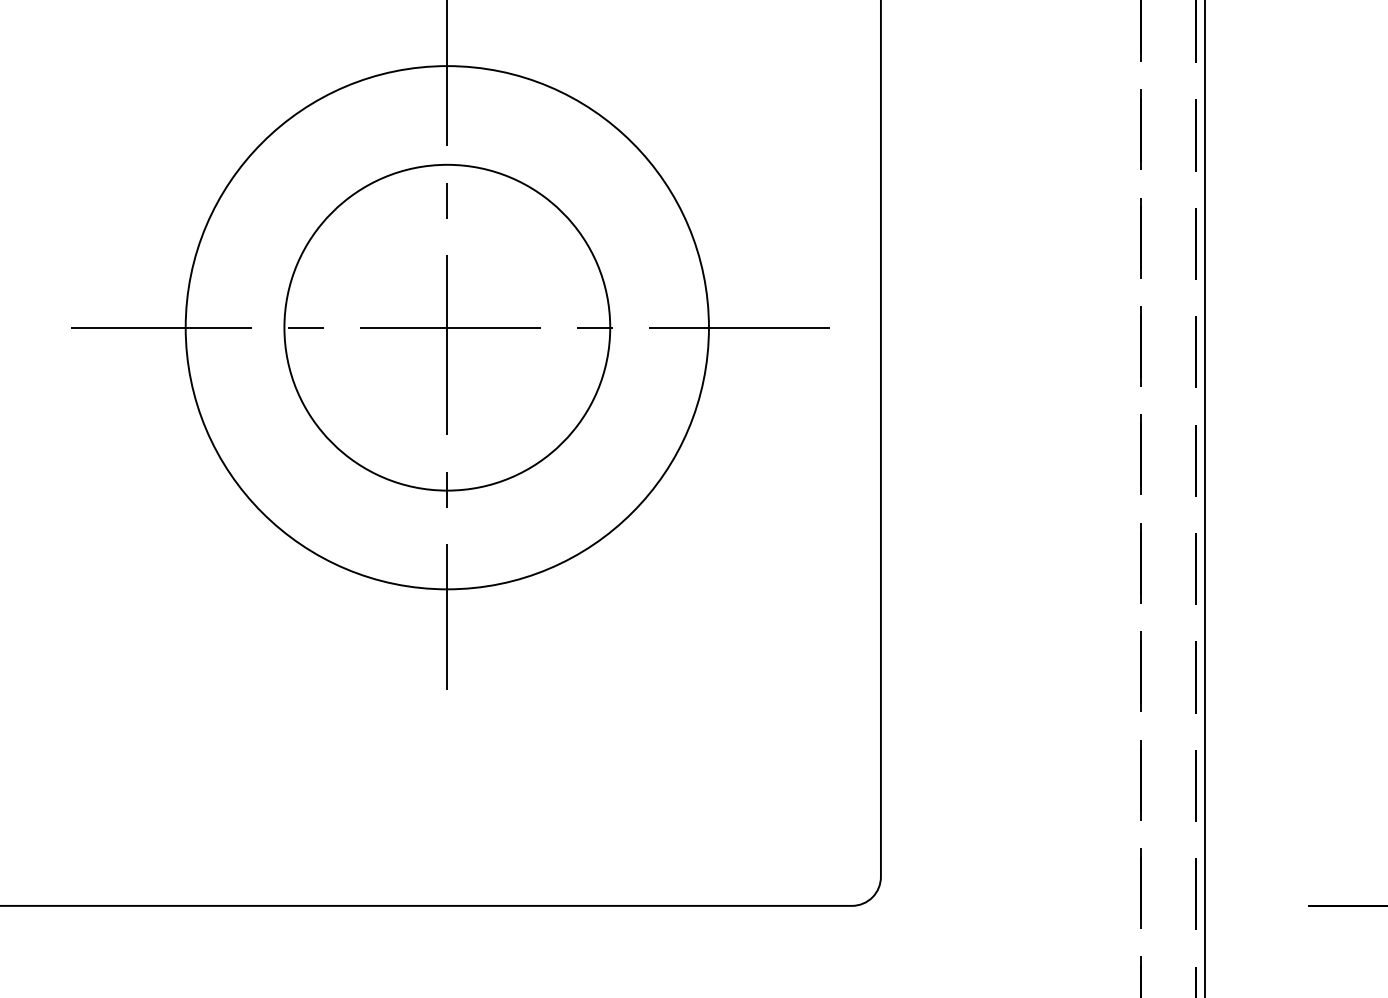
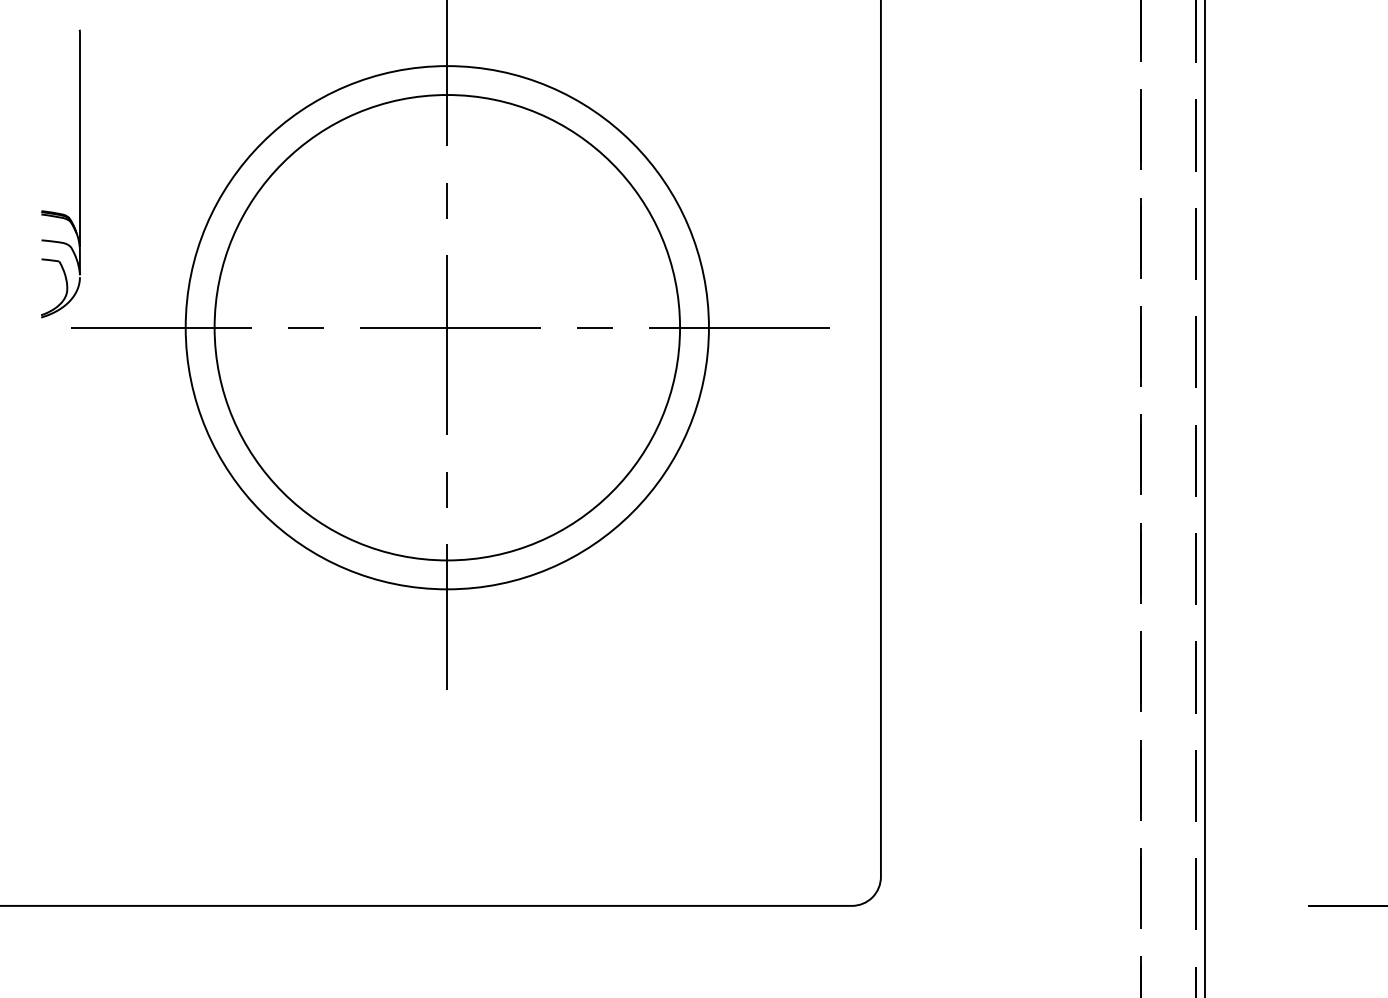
part: none -> present (79, 173)
circle diameter: 326 px -> 465 px (447, 327)
